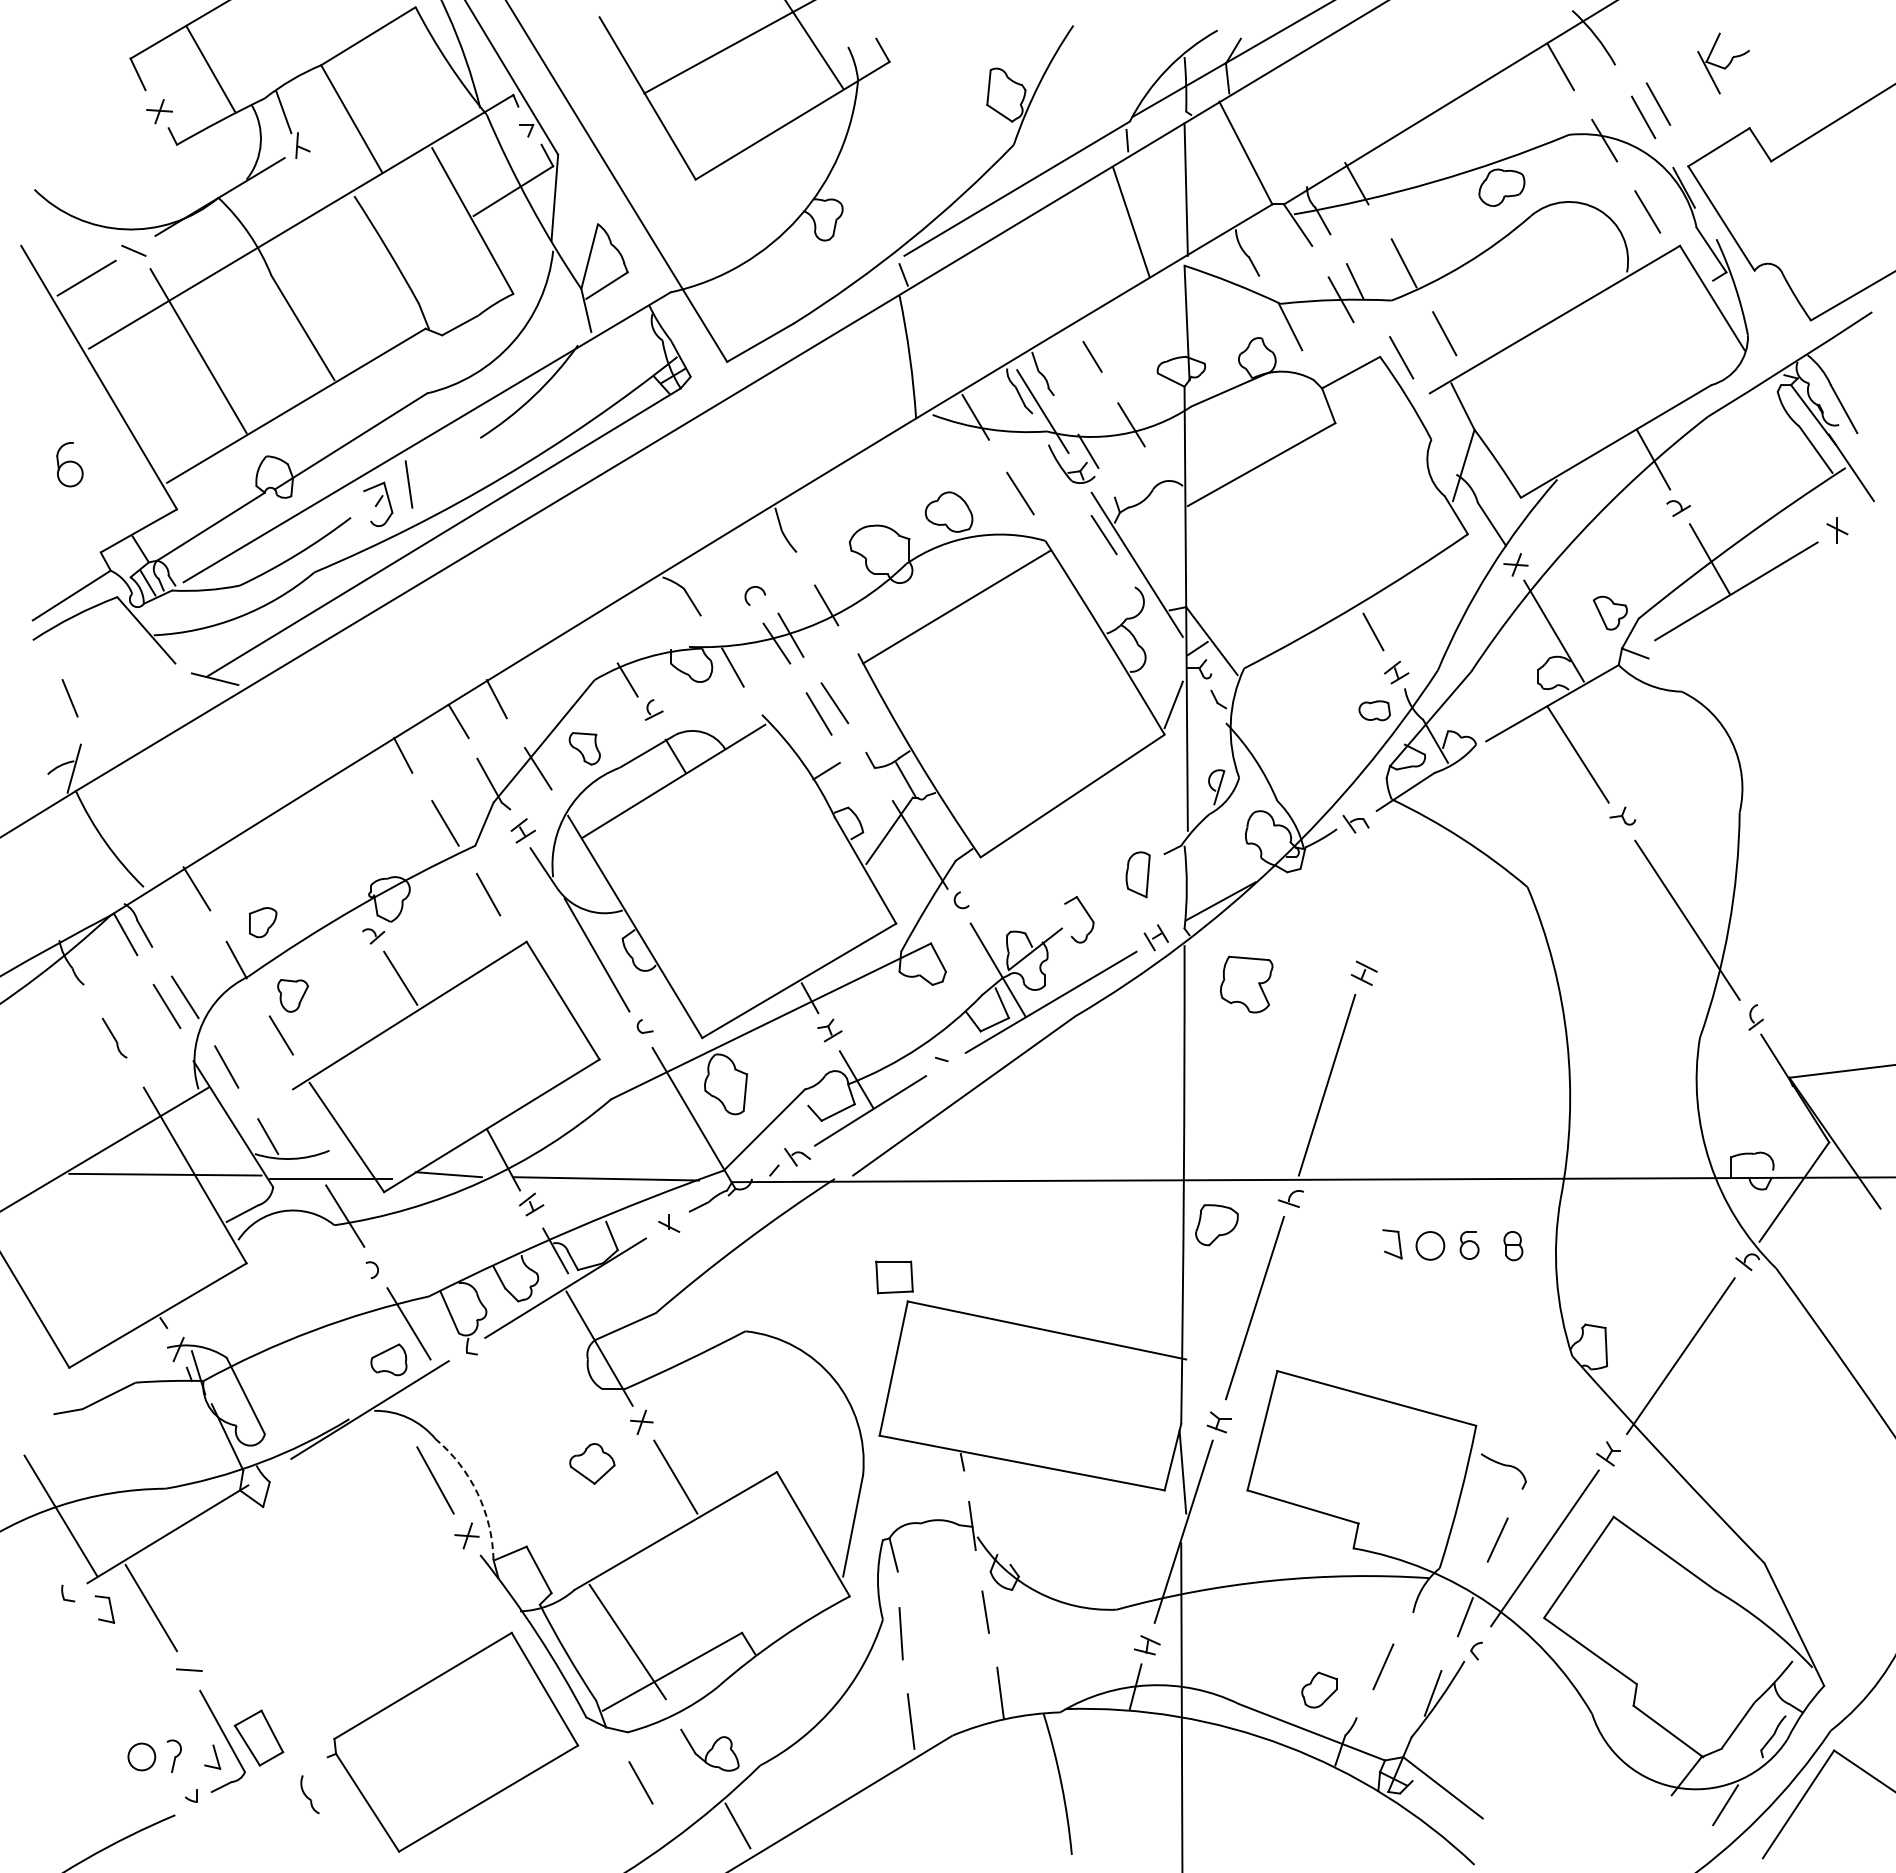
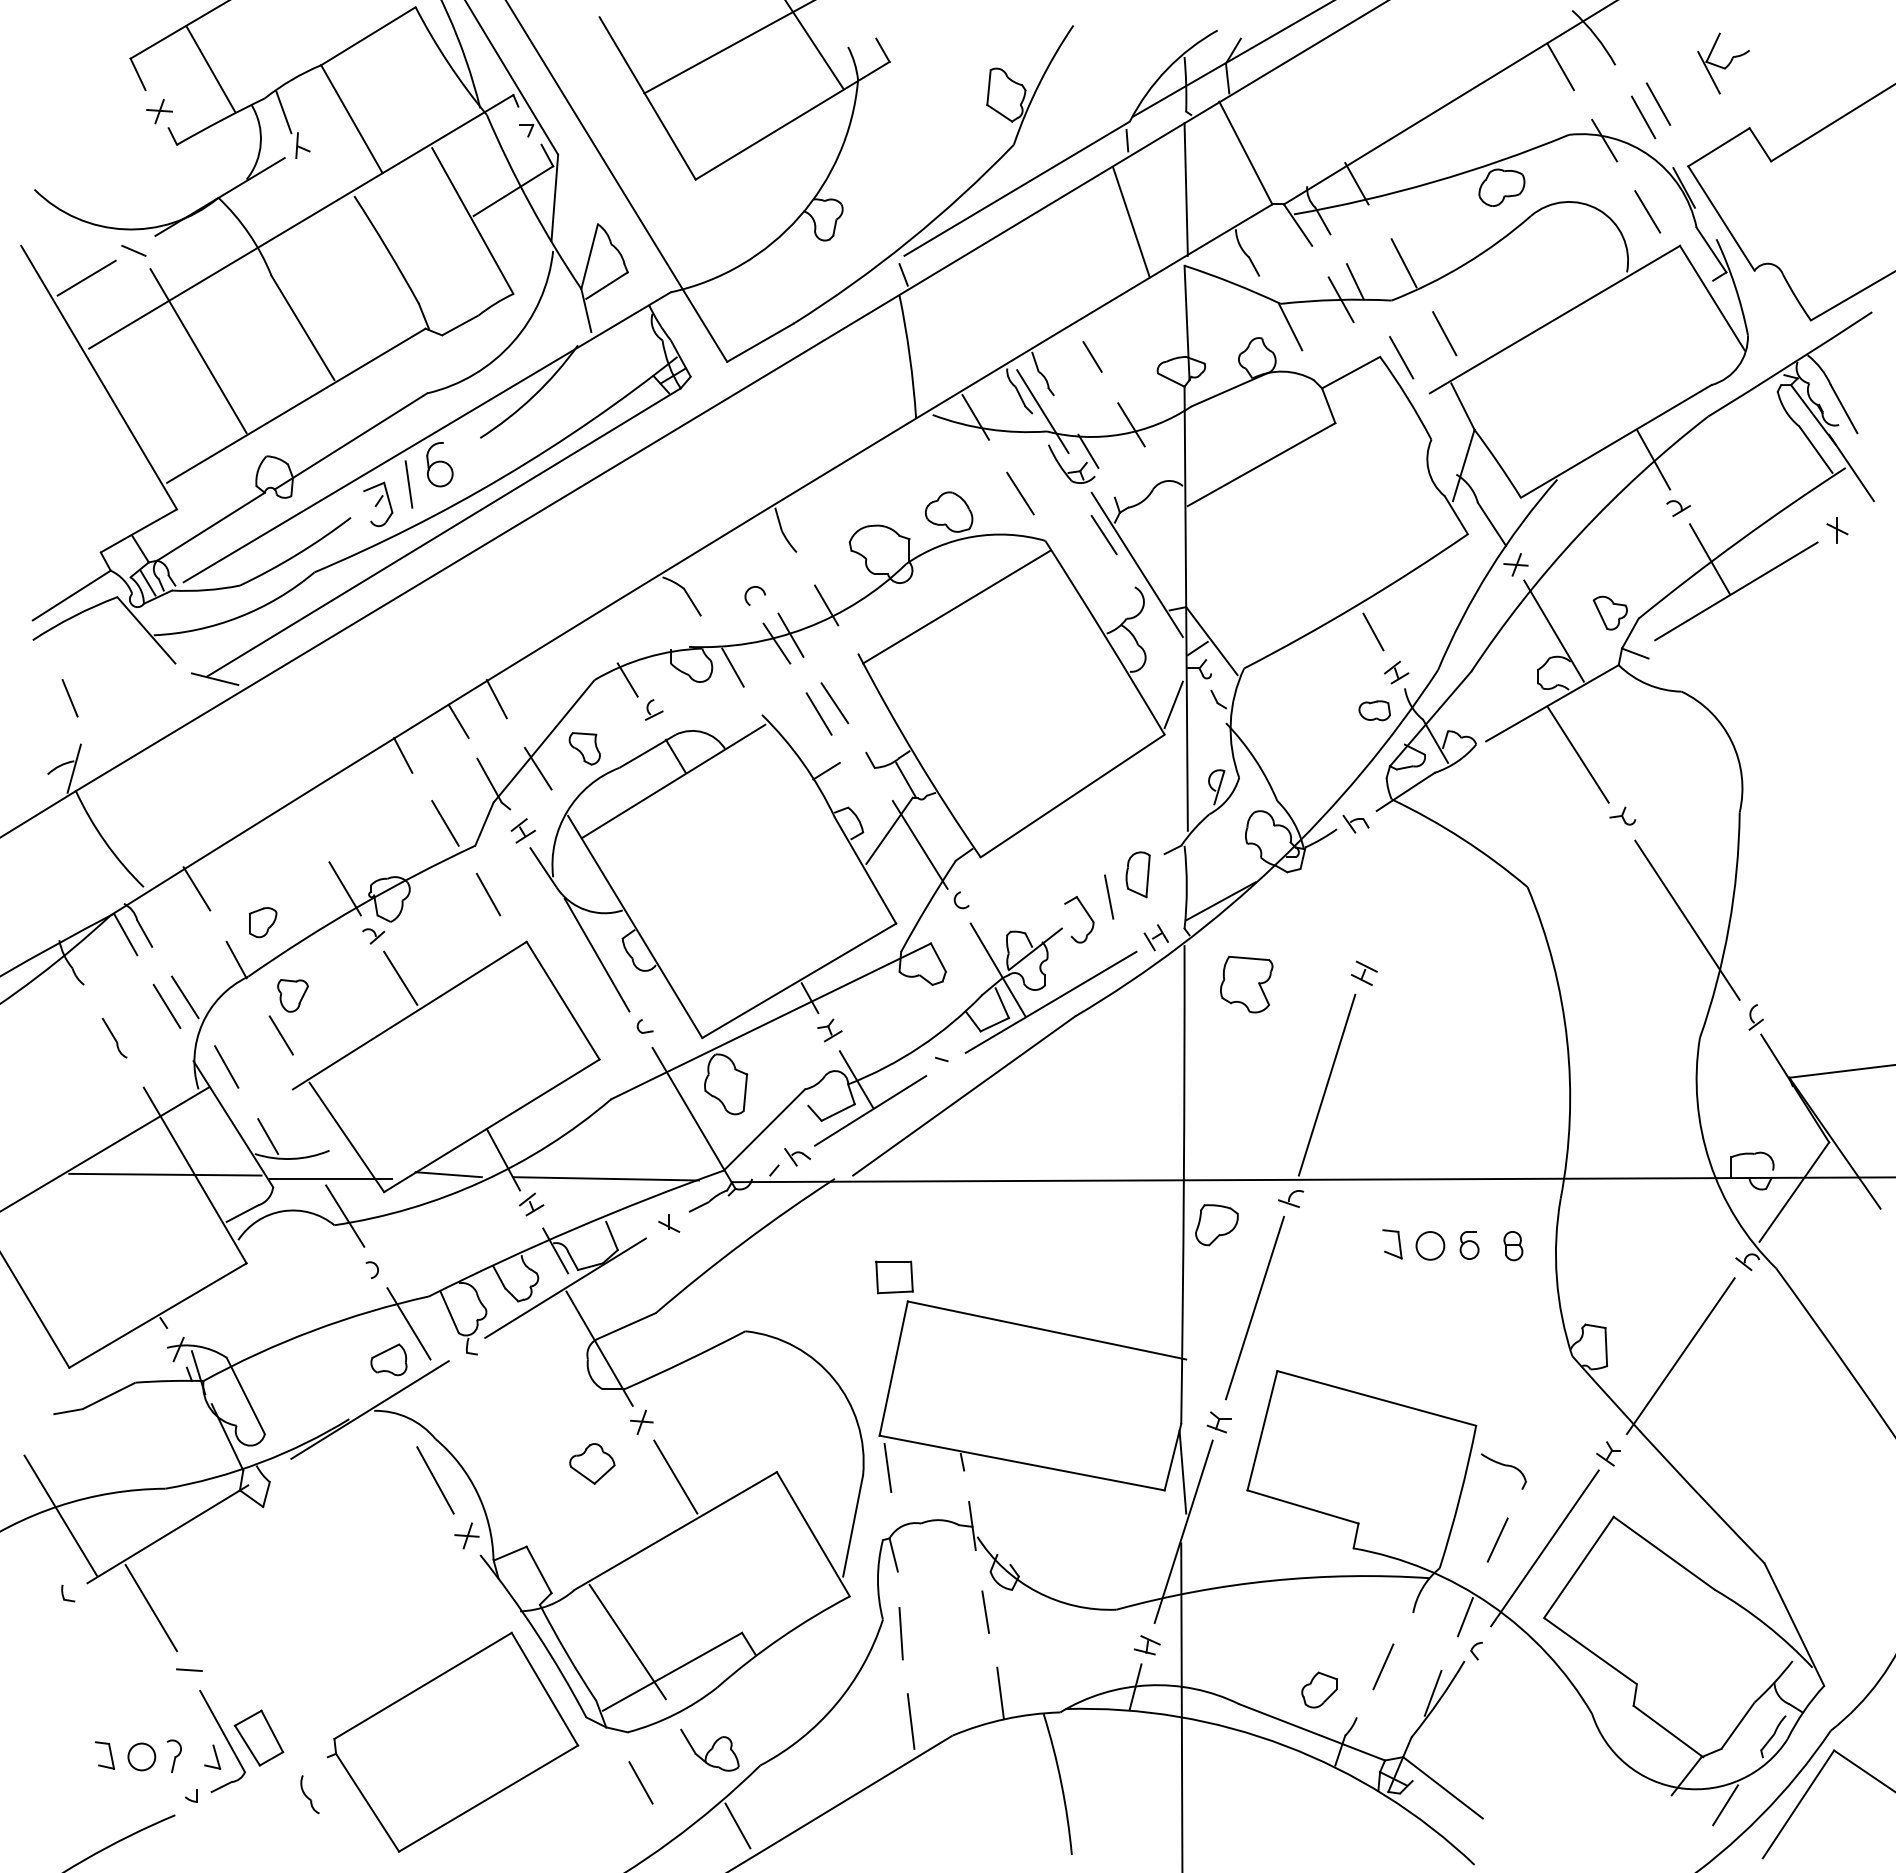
part position: (69, 464) -> (439, 464) (439, 464)
line: none -> present (344, 888)
line: none -> present (1109, 896)
line: none -> present (887, 1467)
arc: dashed -> solid (477, 1493)
part position: (104, 1609) -> (104, 1755) (104, 1755)
